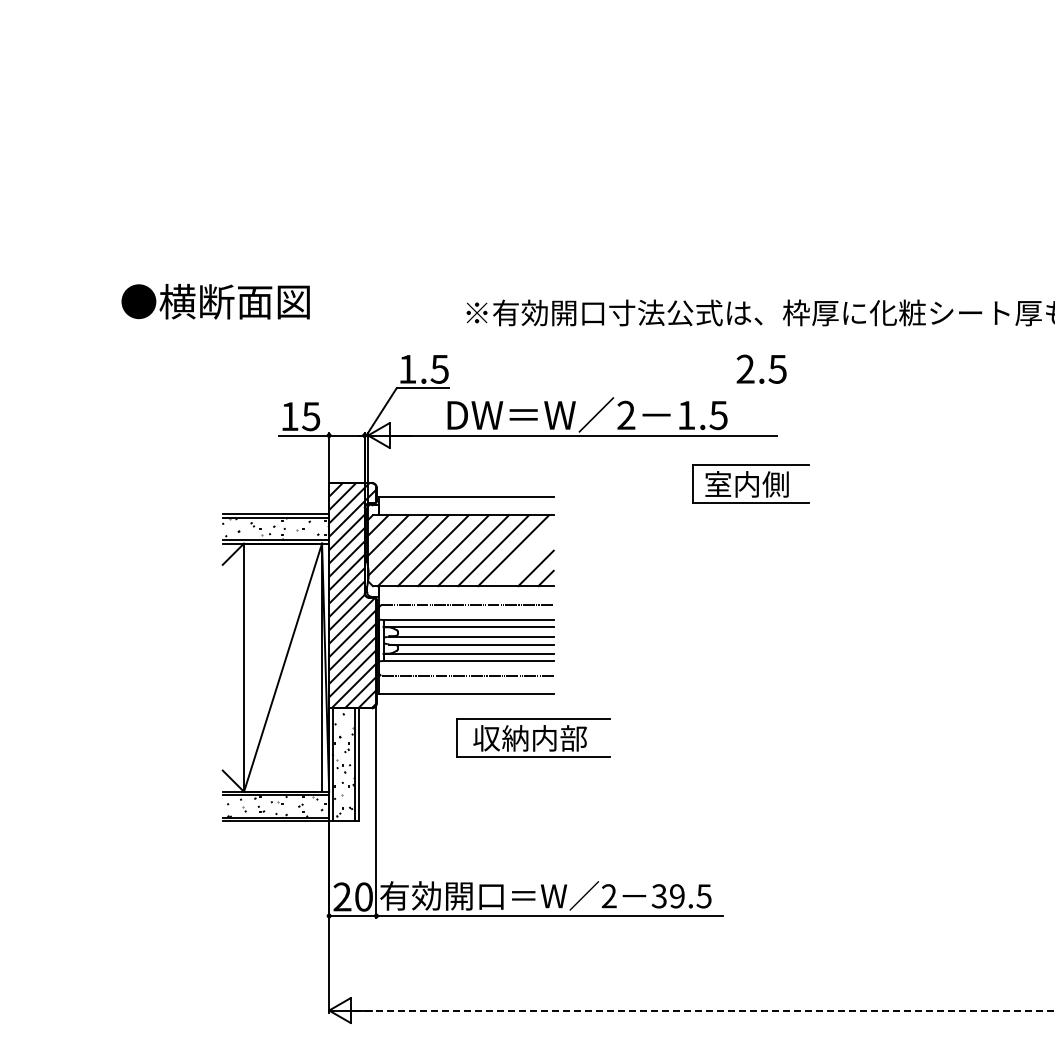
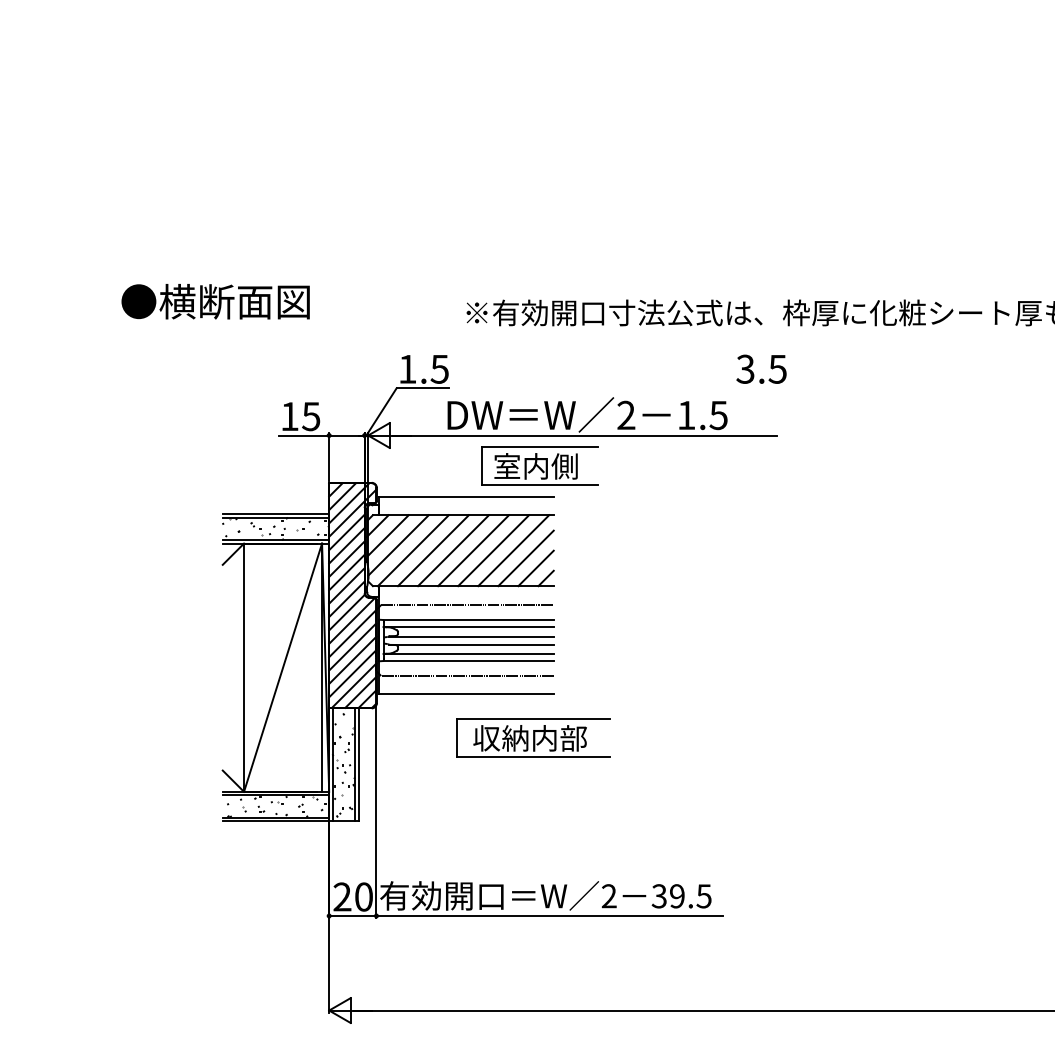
text: 2.5 -> 3.5 (745, 369)
part position: (750, 483) -> (539, 465) (539, 465)
line: none -> present (525, 558)
line: dashed -> solid (704, 1010)
